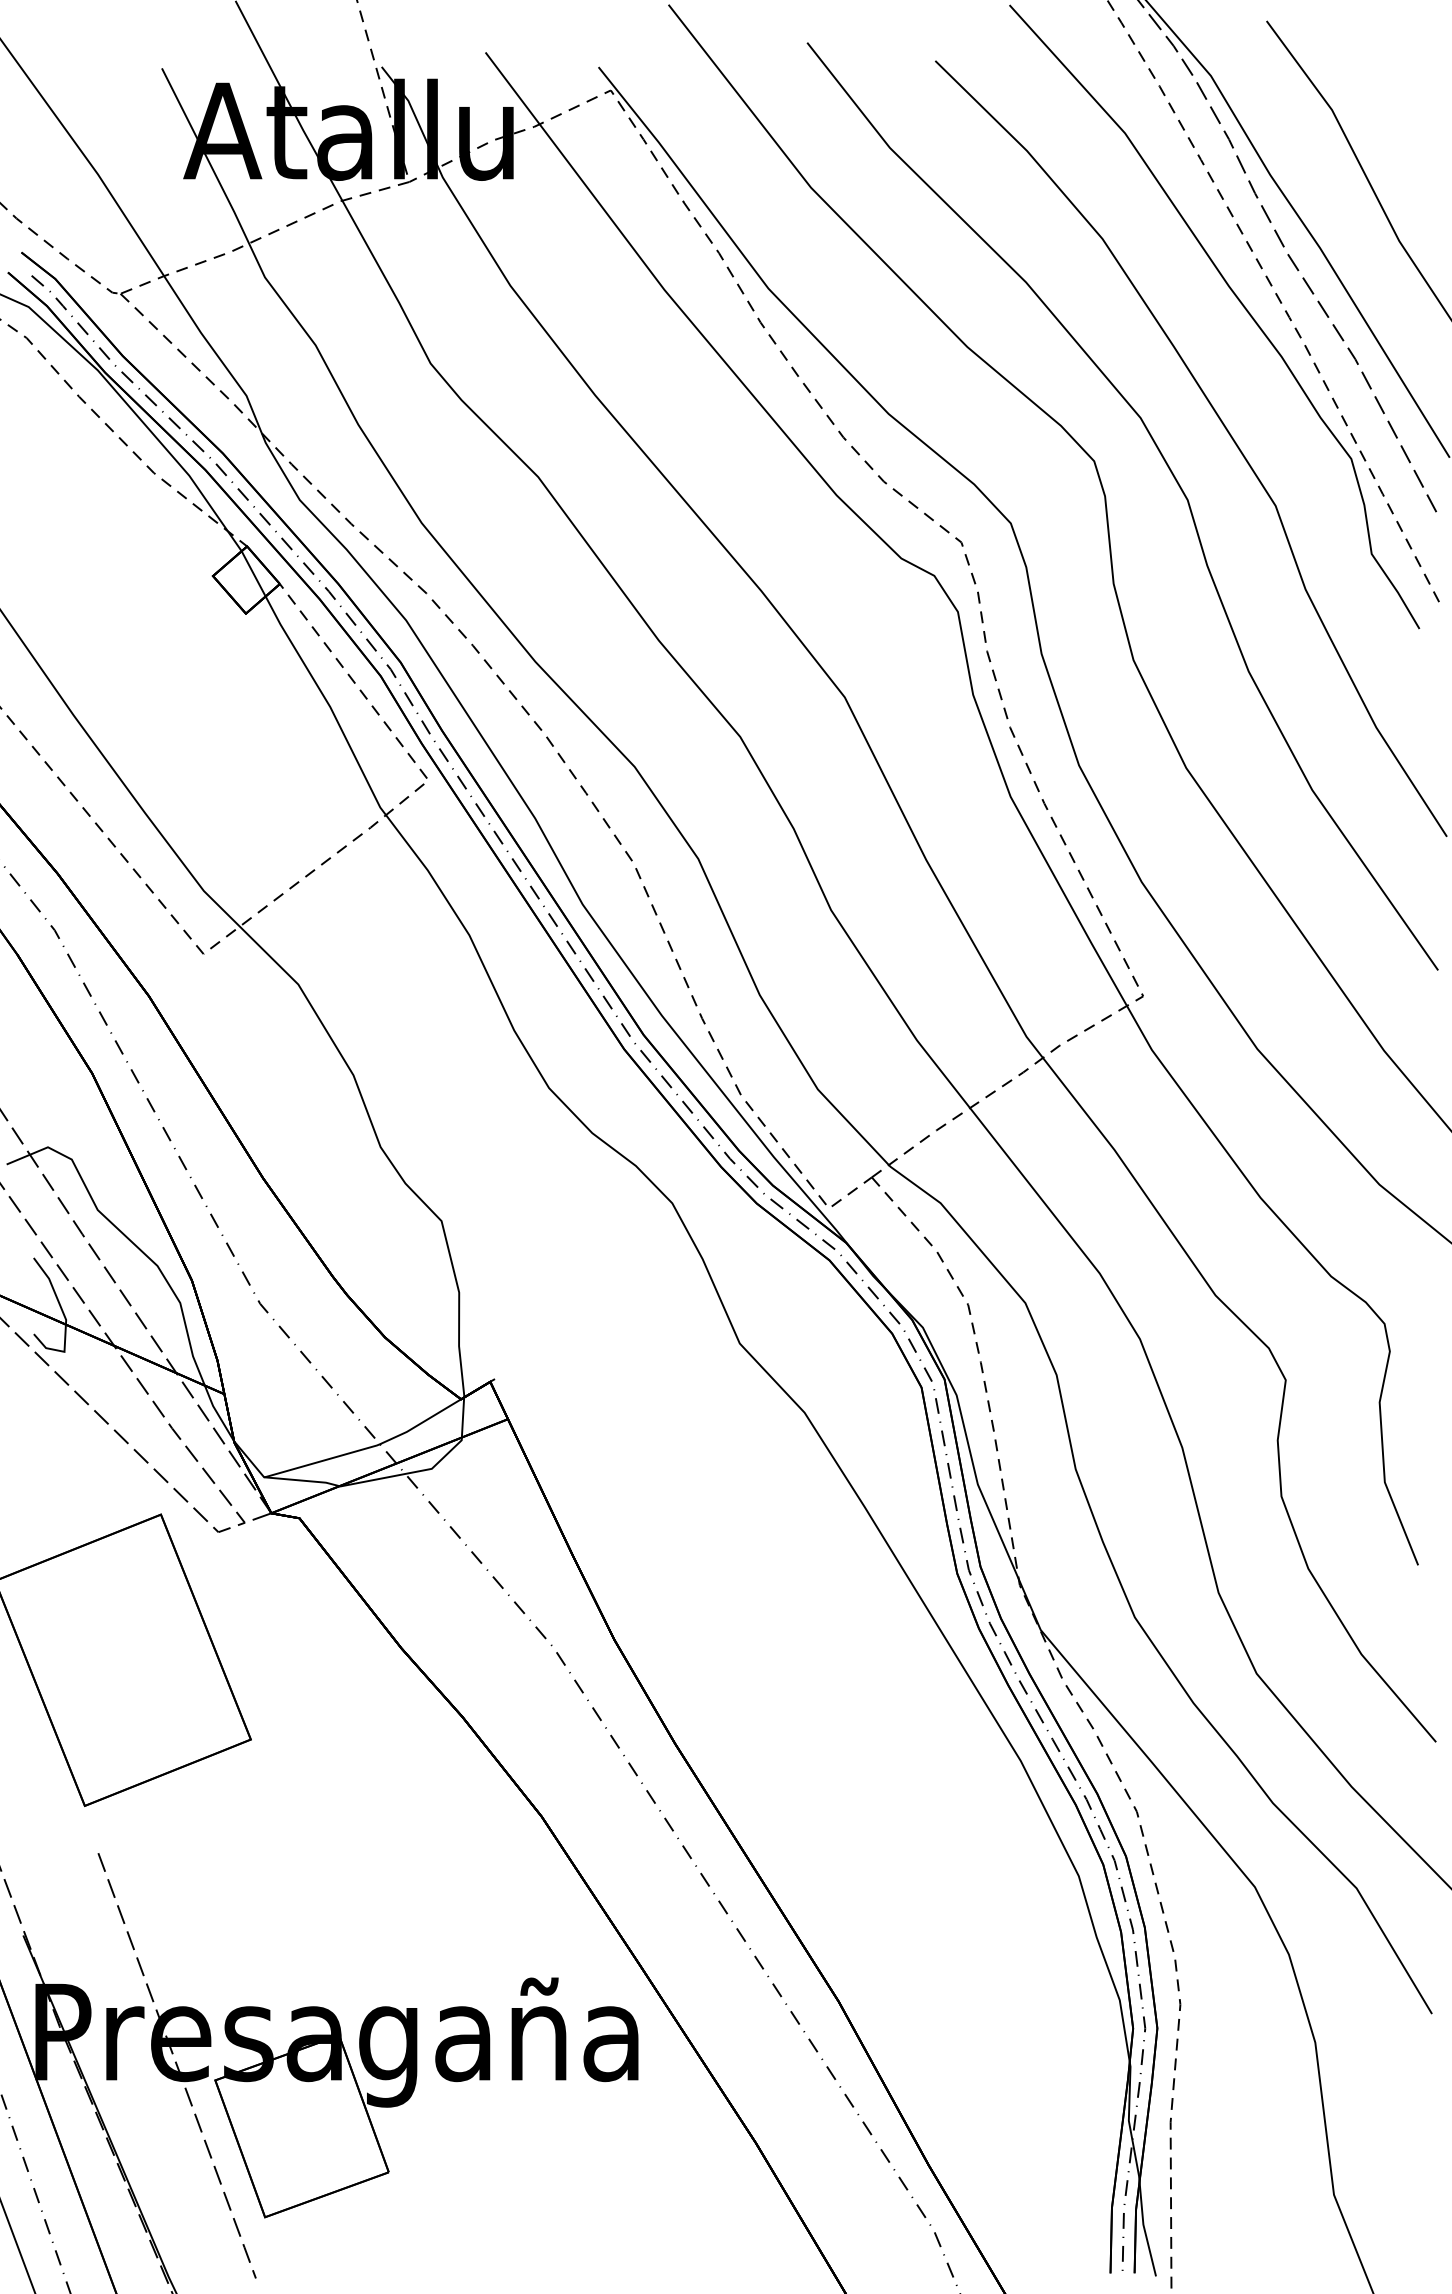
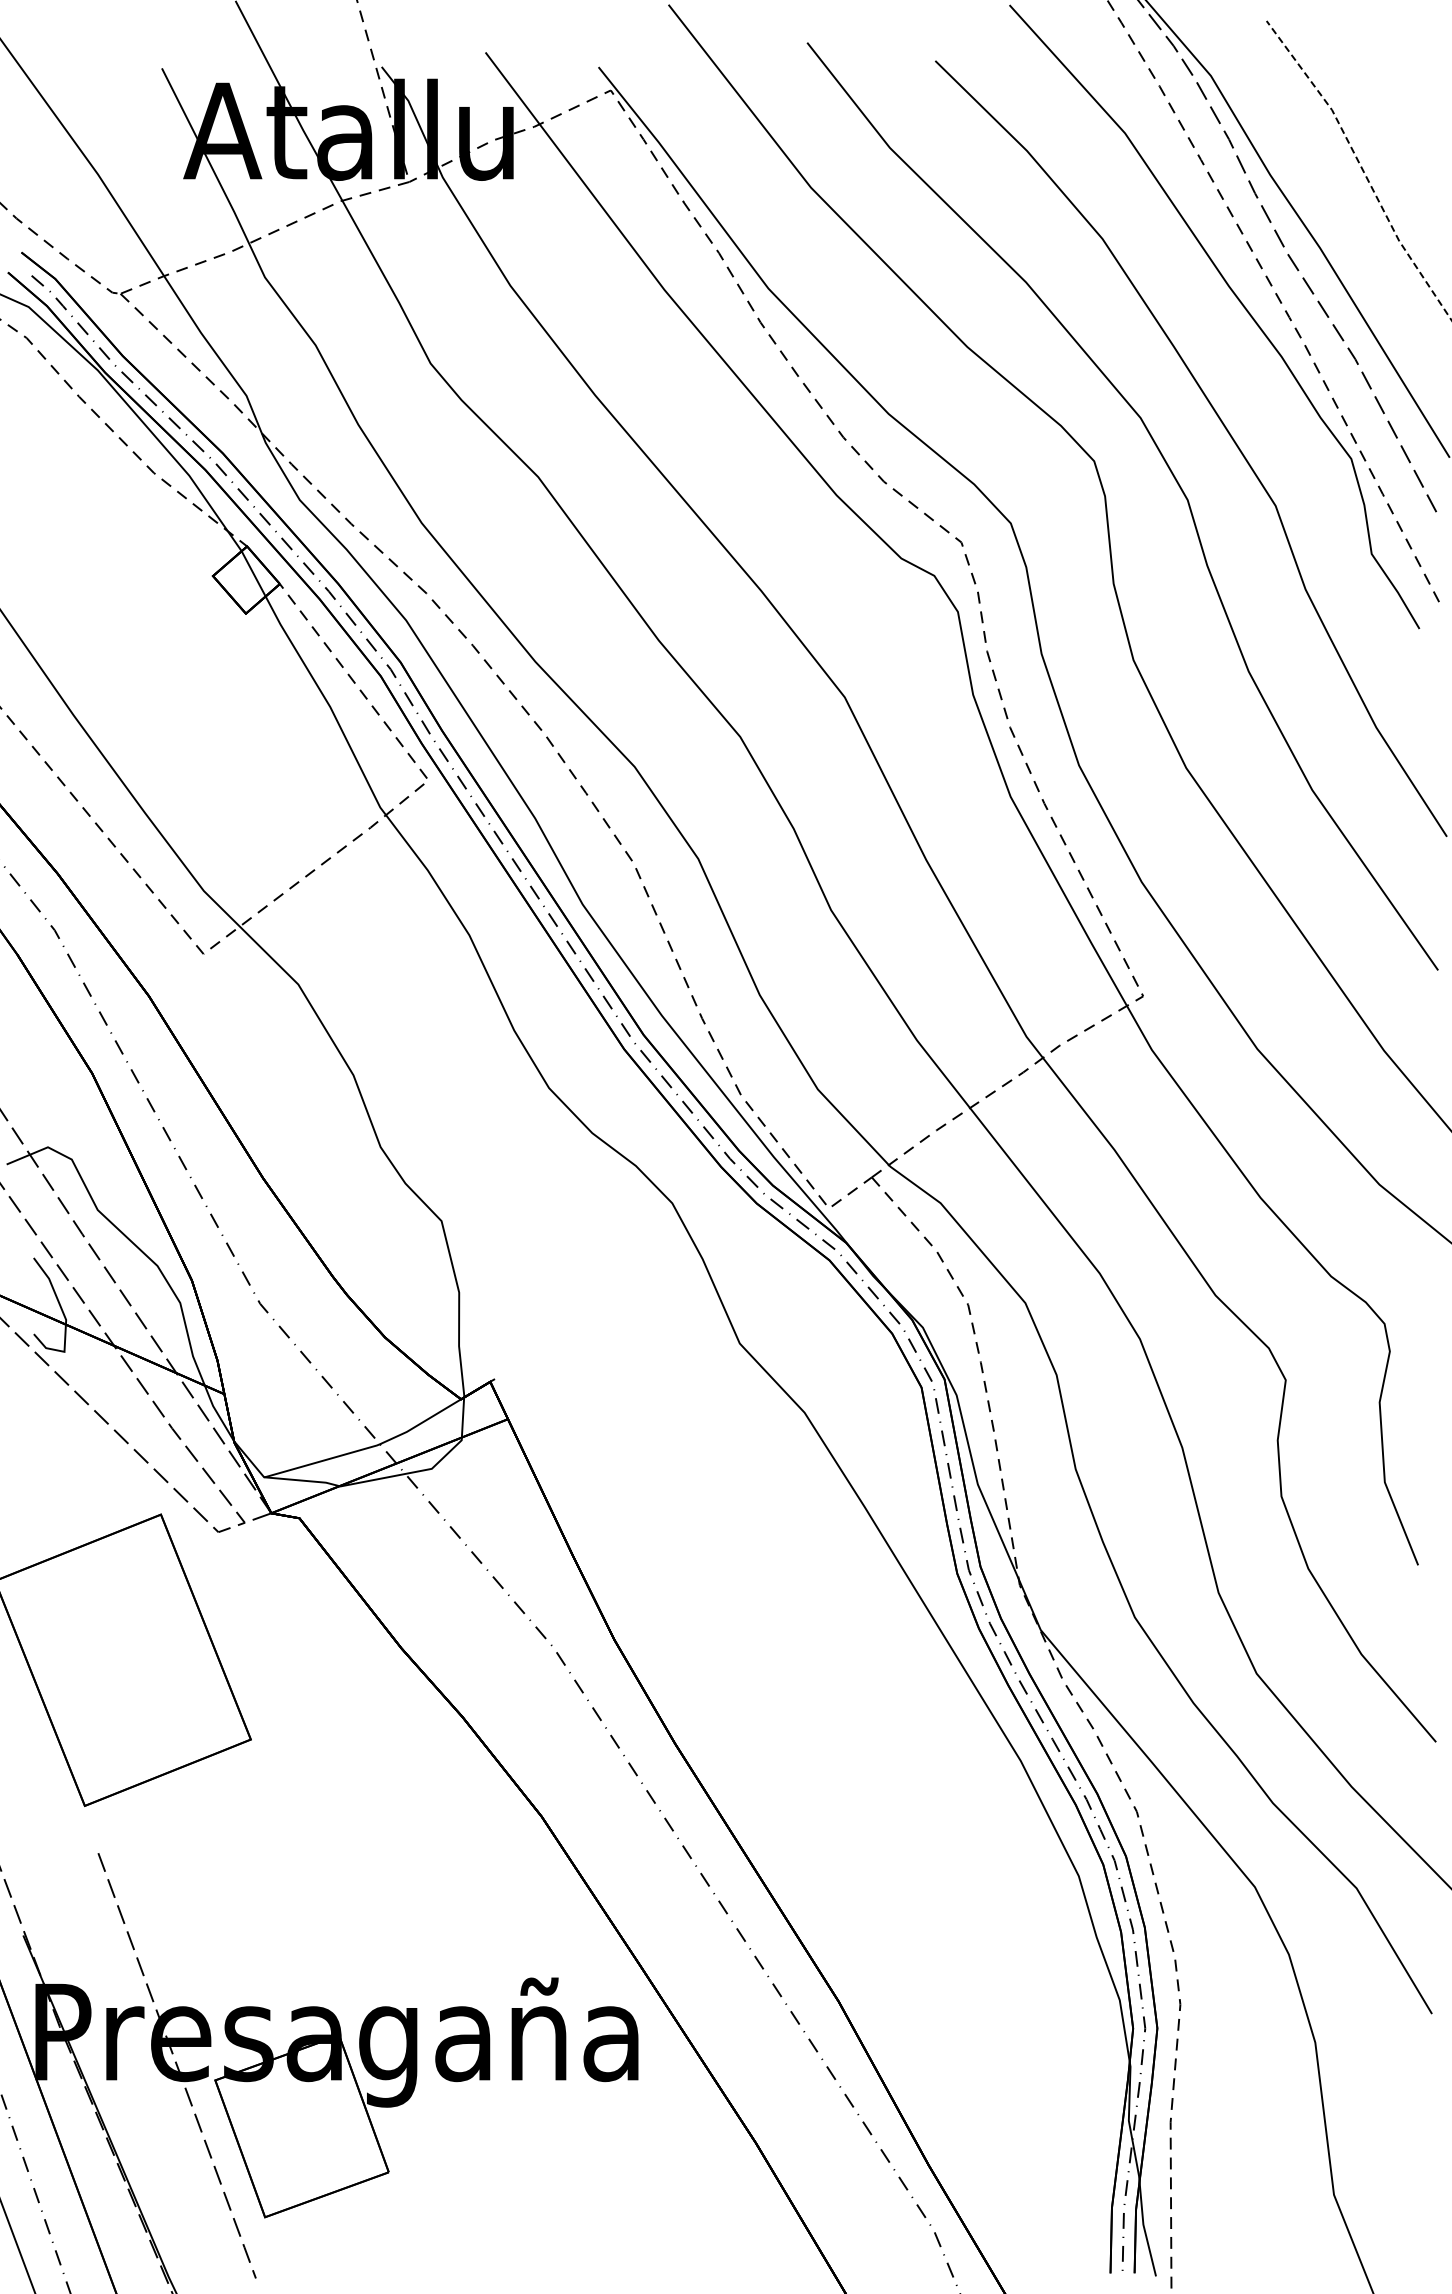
line: solid -> dashed (1362, 168)
